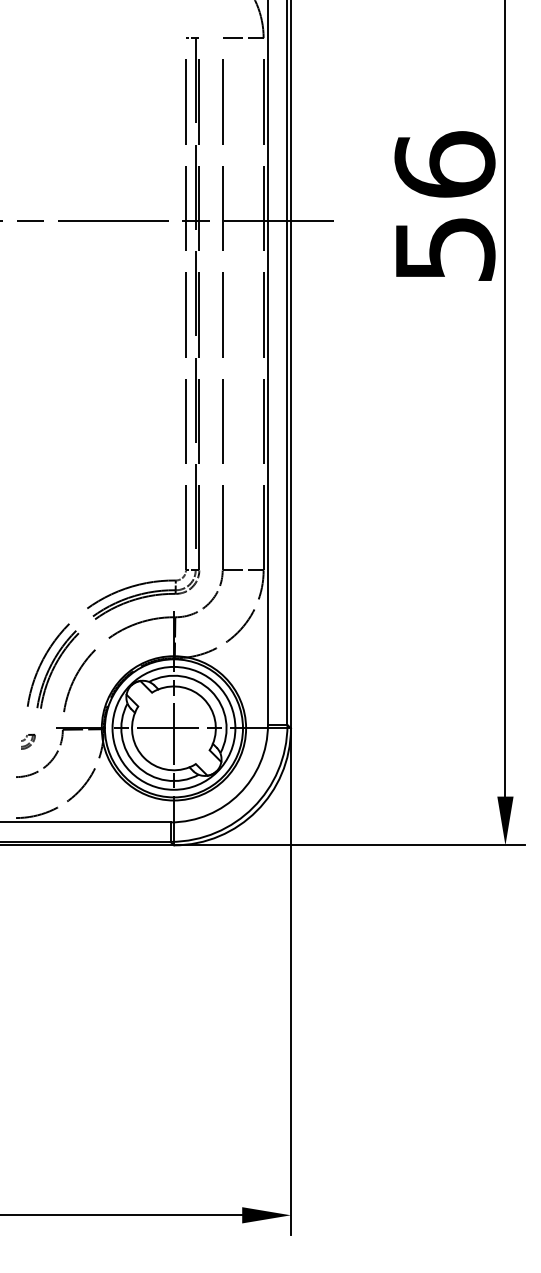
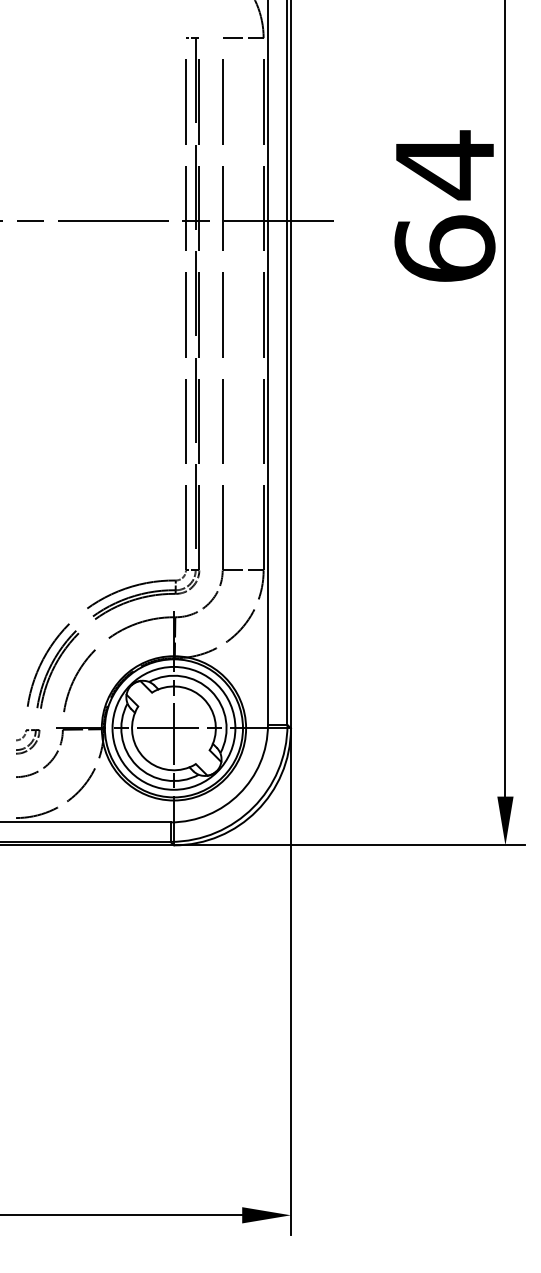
text: 56 -> 64 (444, 205)
part size: 15x17 px -> 25x26 px (28, 741)
